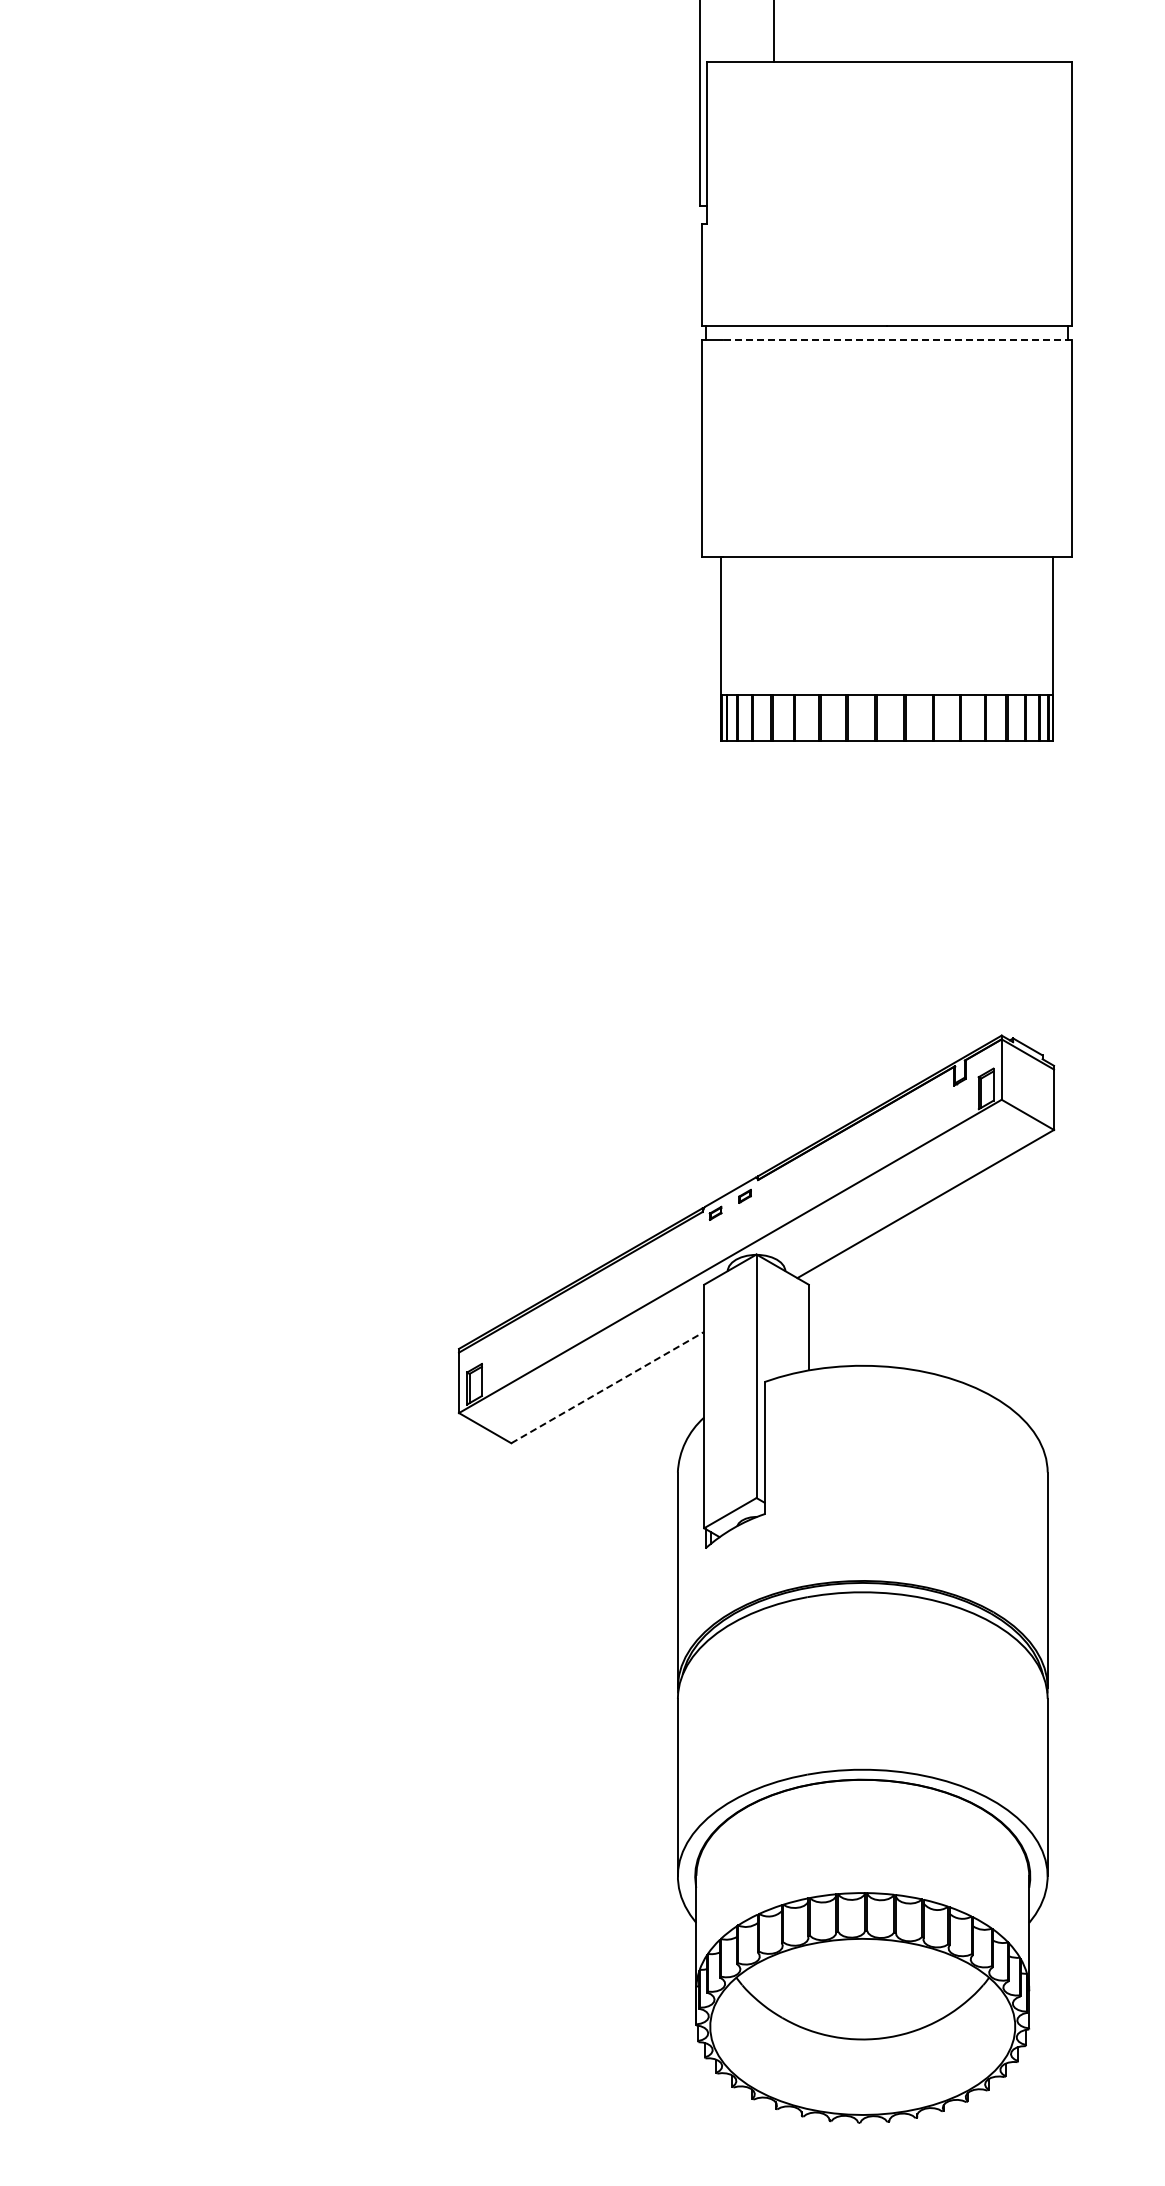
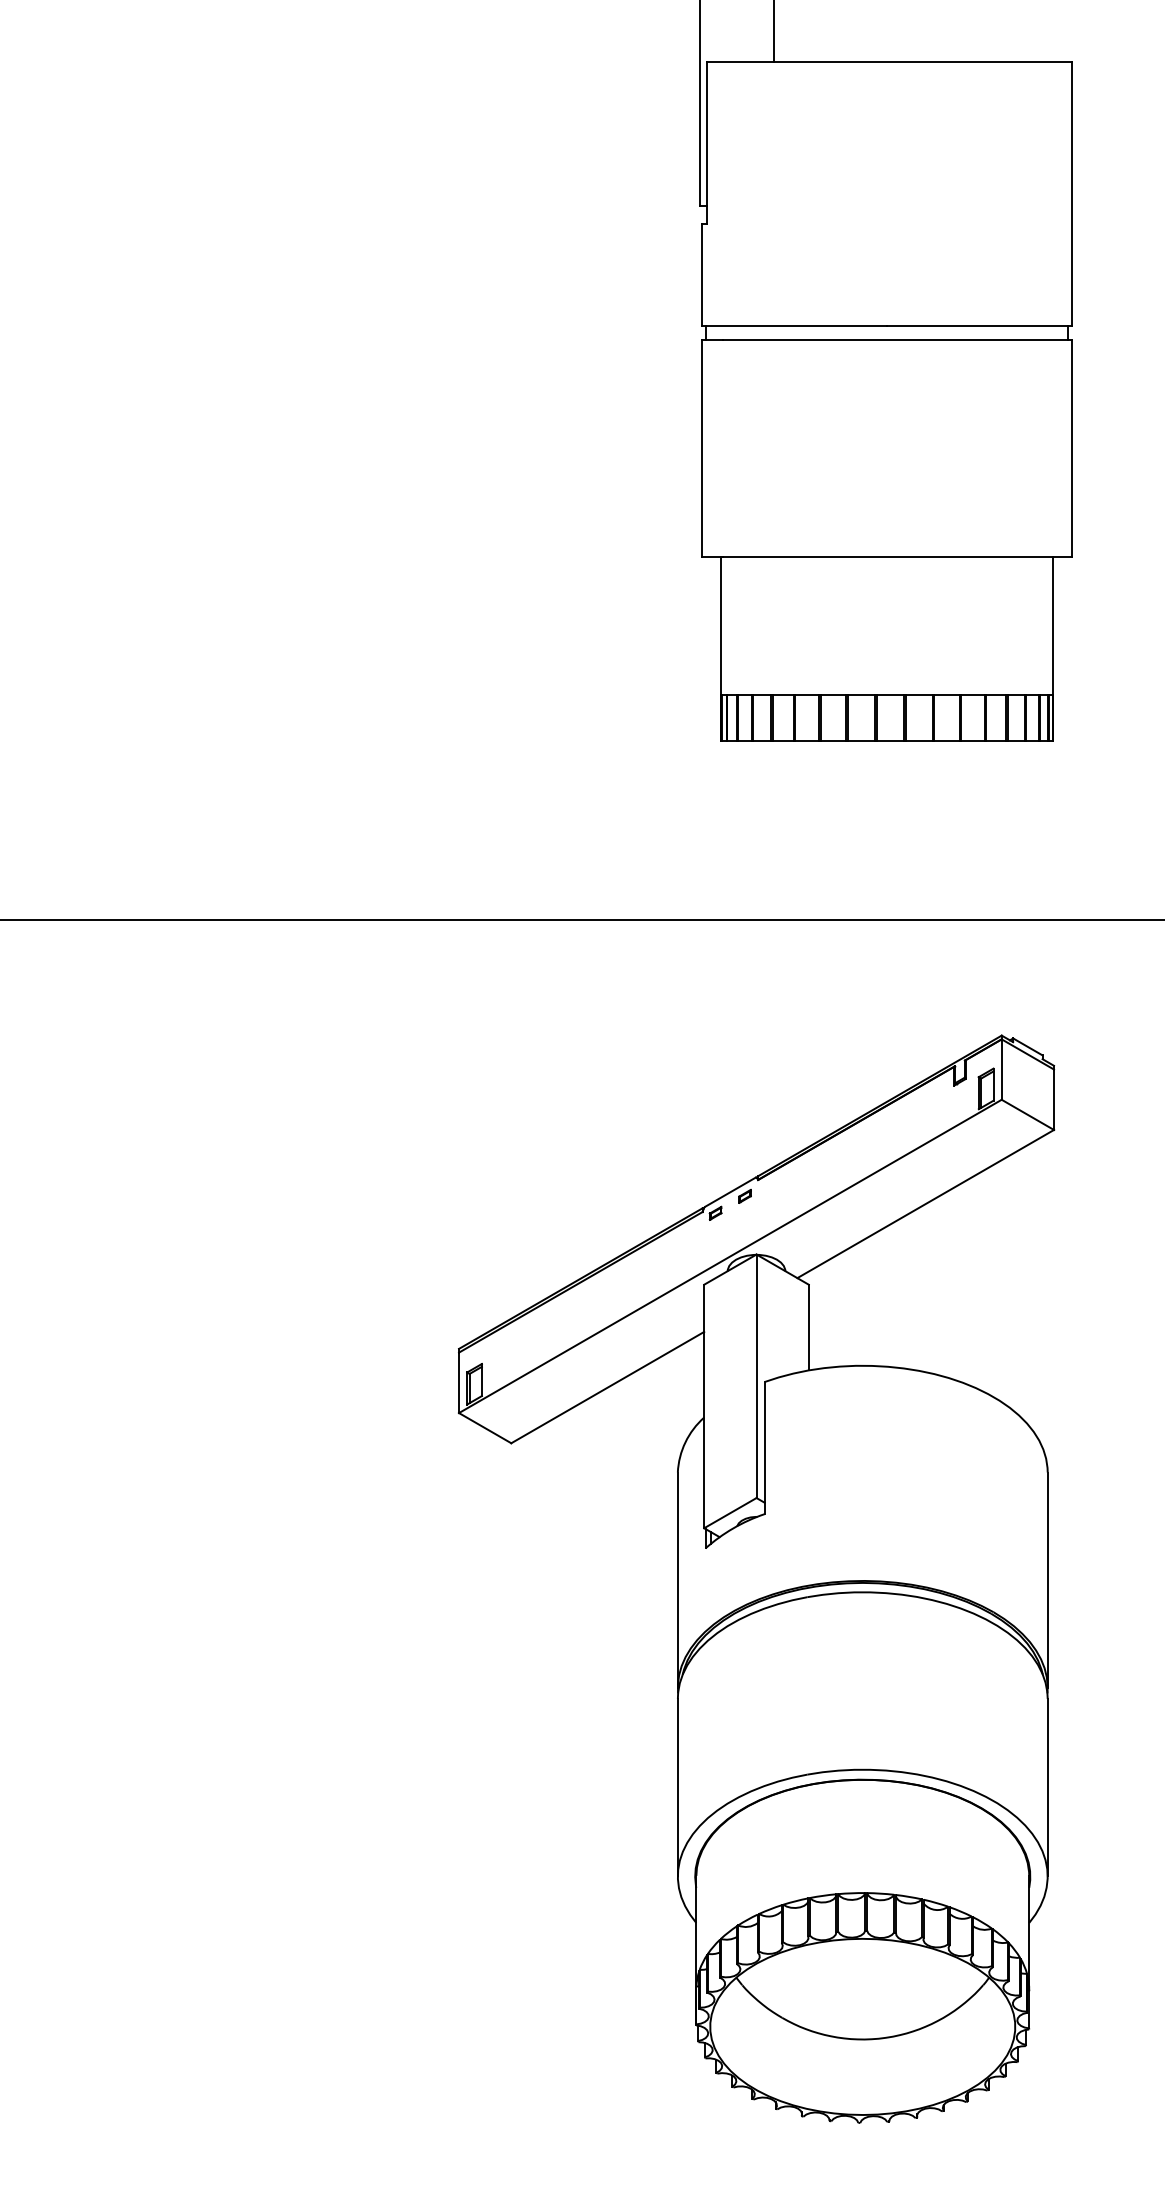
line: dashed -> solid (897, 339)
line: none -> present (581, 920)
line: dashed -> solid (608, 1387)
